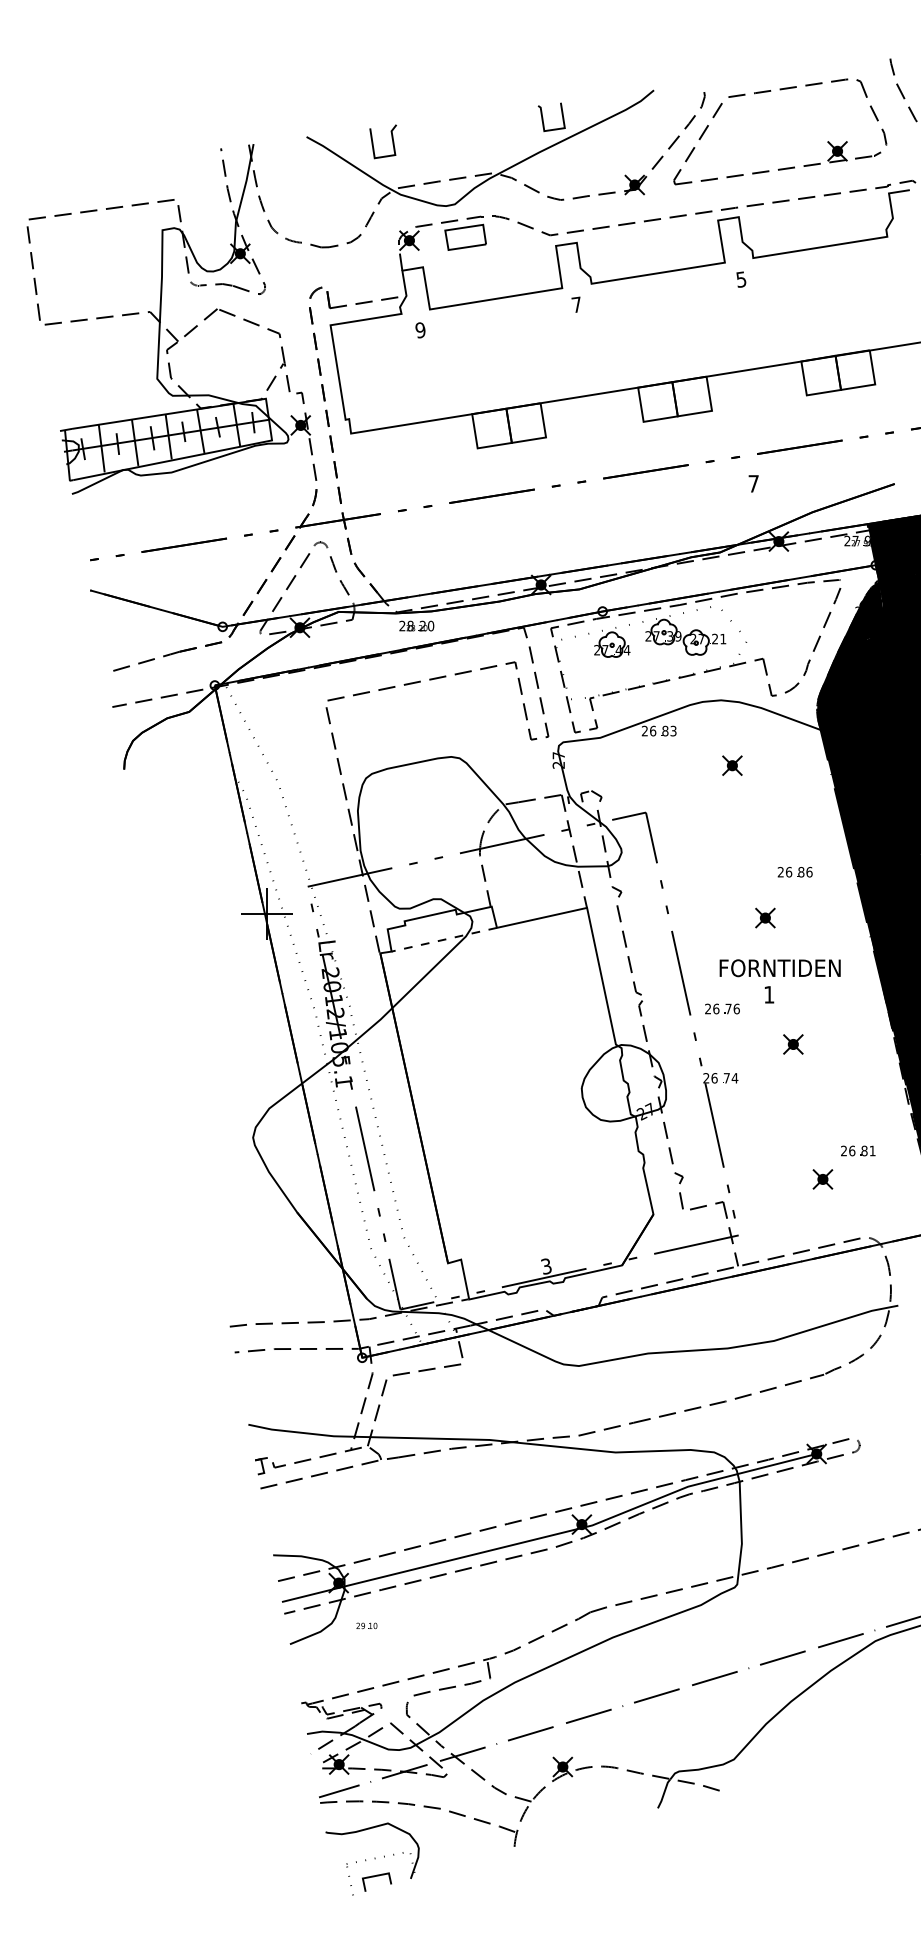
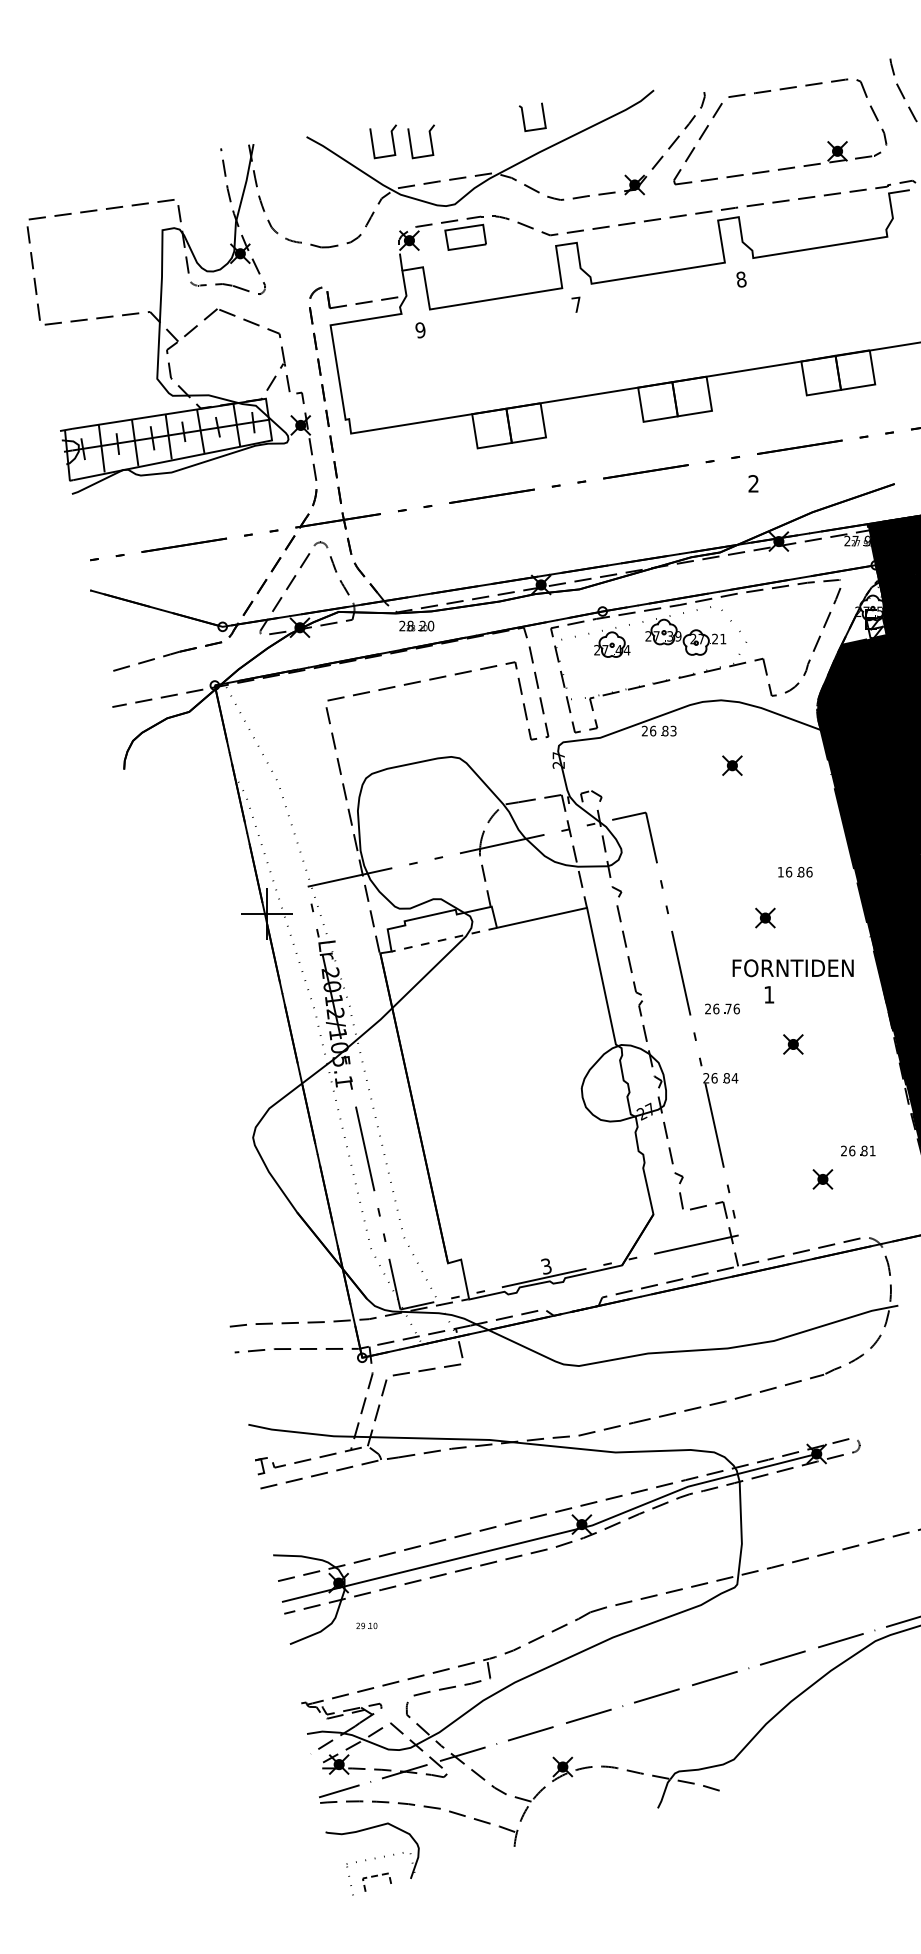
line position: (543, 117) -> (524, 117) (524, 117)
line: none -> present (411, 141)
text: 5 -> 8 (741, 279)
text: 7 -> 2 (753, 483)
fill: present -> none (863, 613)
text: 26 -> 16 (780, 871)
text position: (779, 968) -> (792, 968) (792, 968)
text: 74 -> 84 (726, 1078)
line: solid -> dashed (375, 1876)
